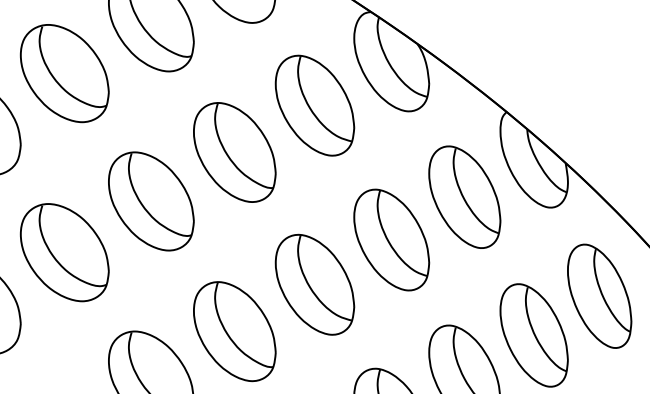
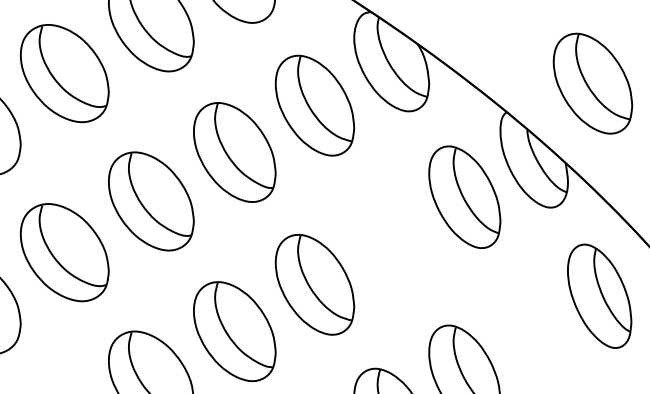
part: none -> present (592, 83)
part: present -> none (391, 239)
part: present -> none (533, 335)
